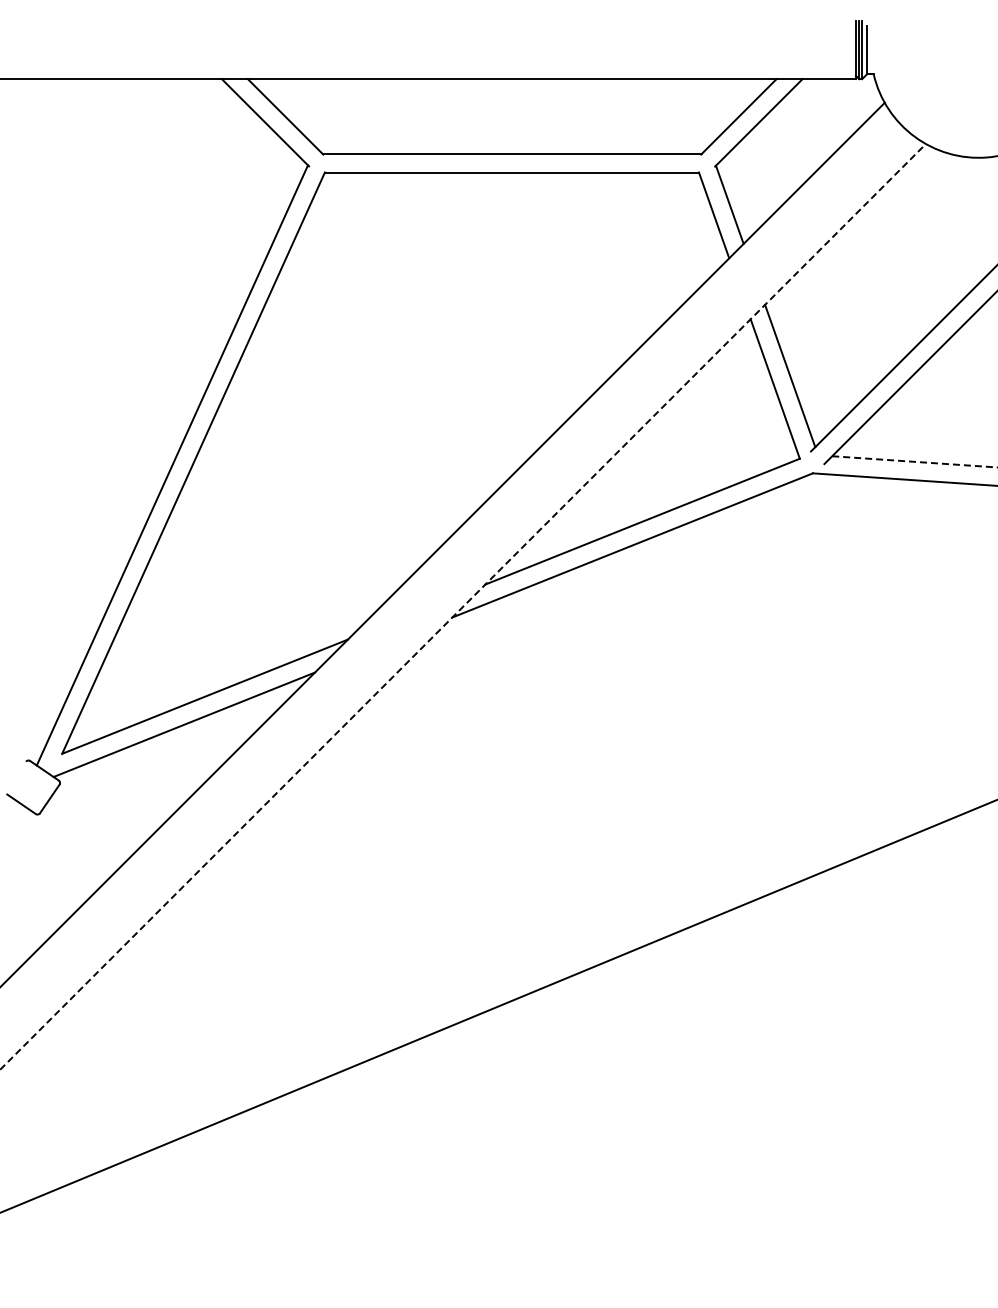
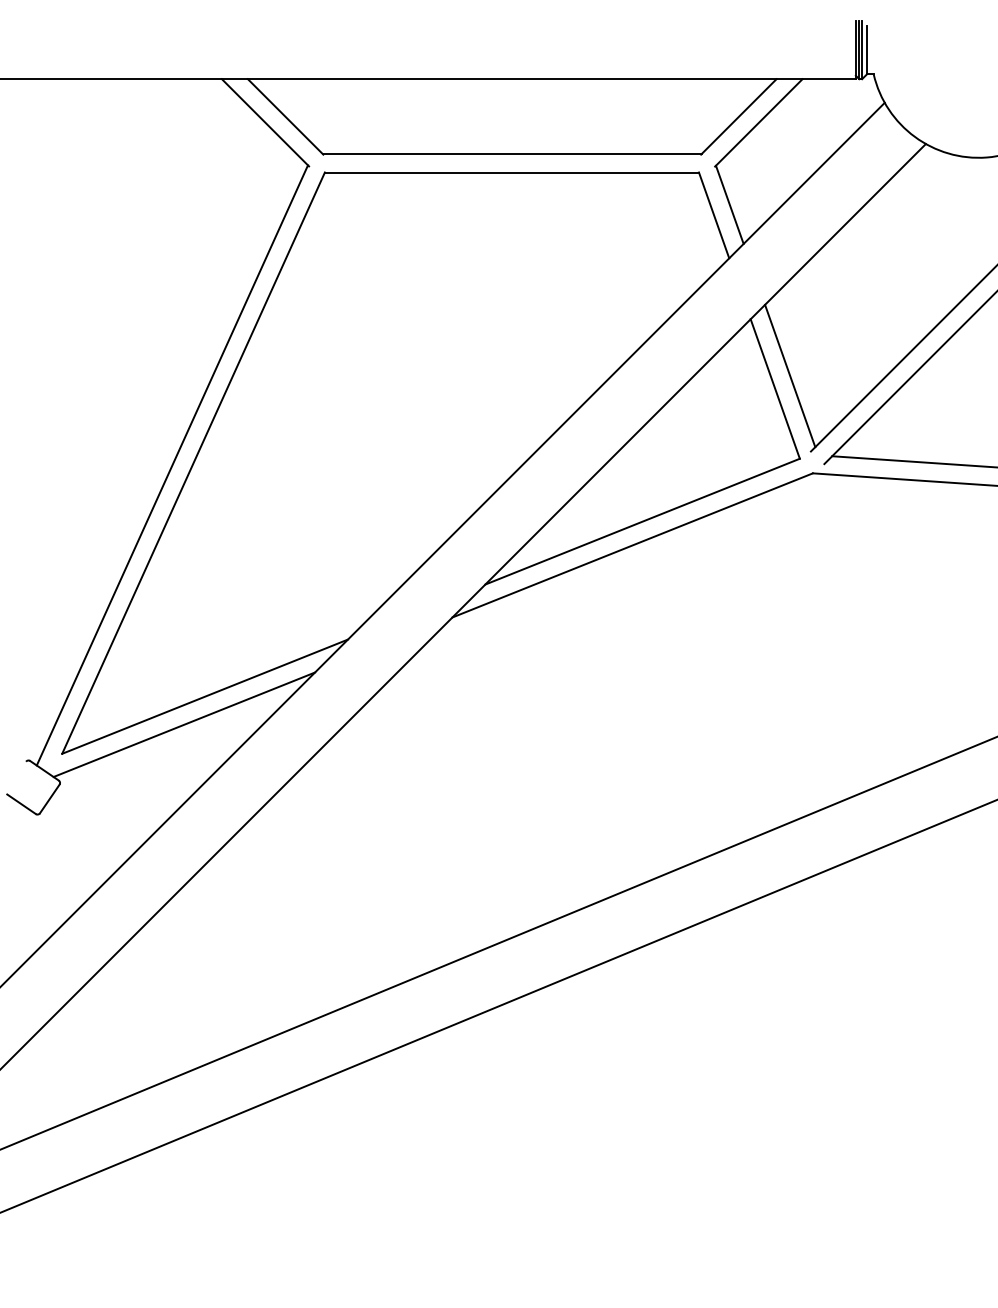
line: dashed -> solid (914, 461)
line: dashed -> solid (463, 606)
line: none -> present (498, 942)
